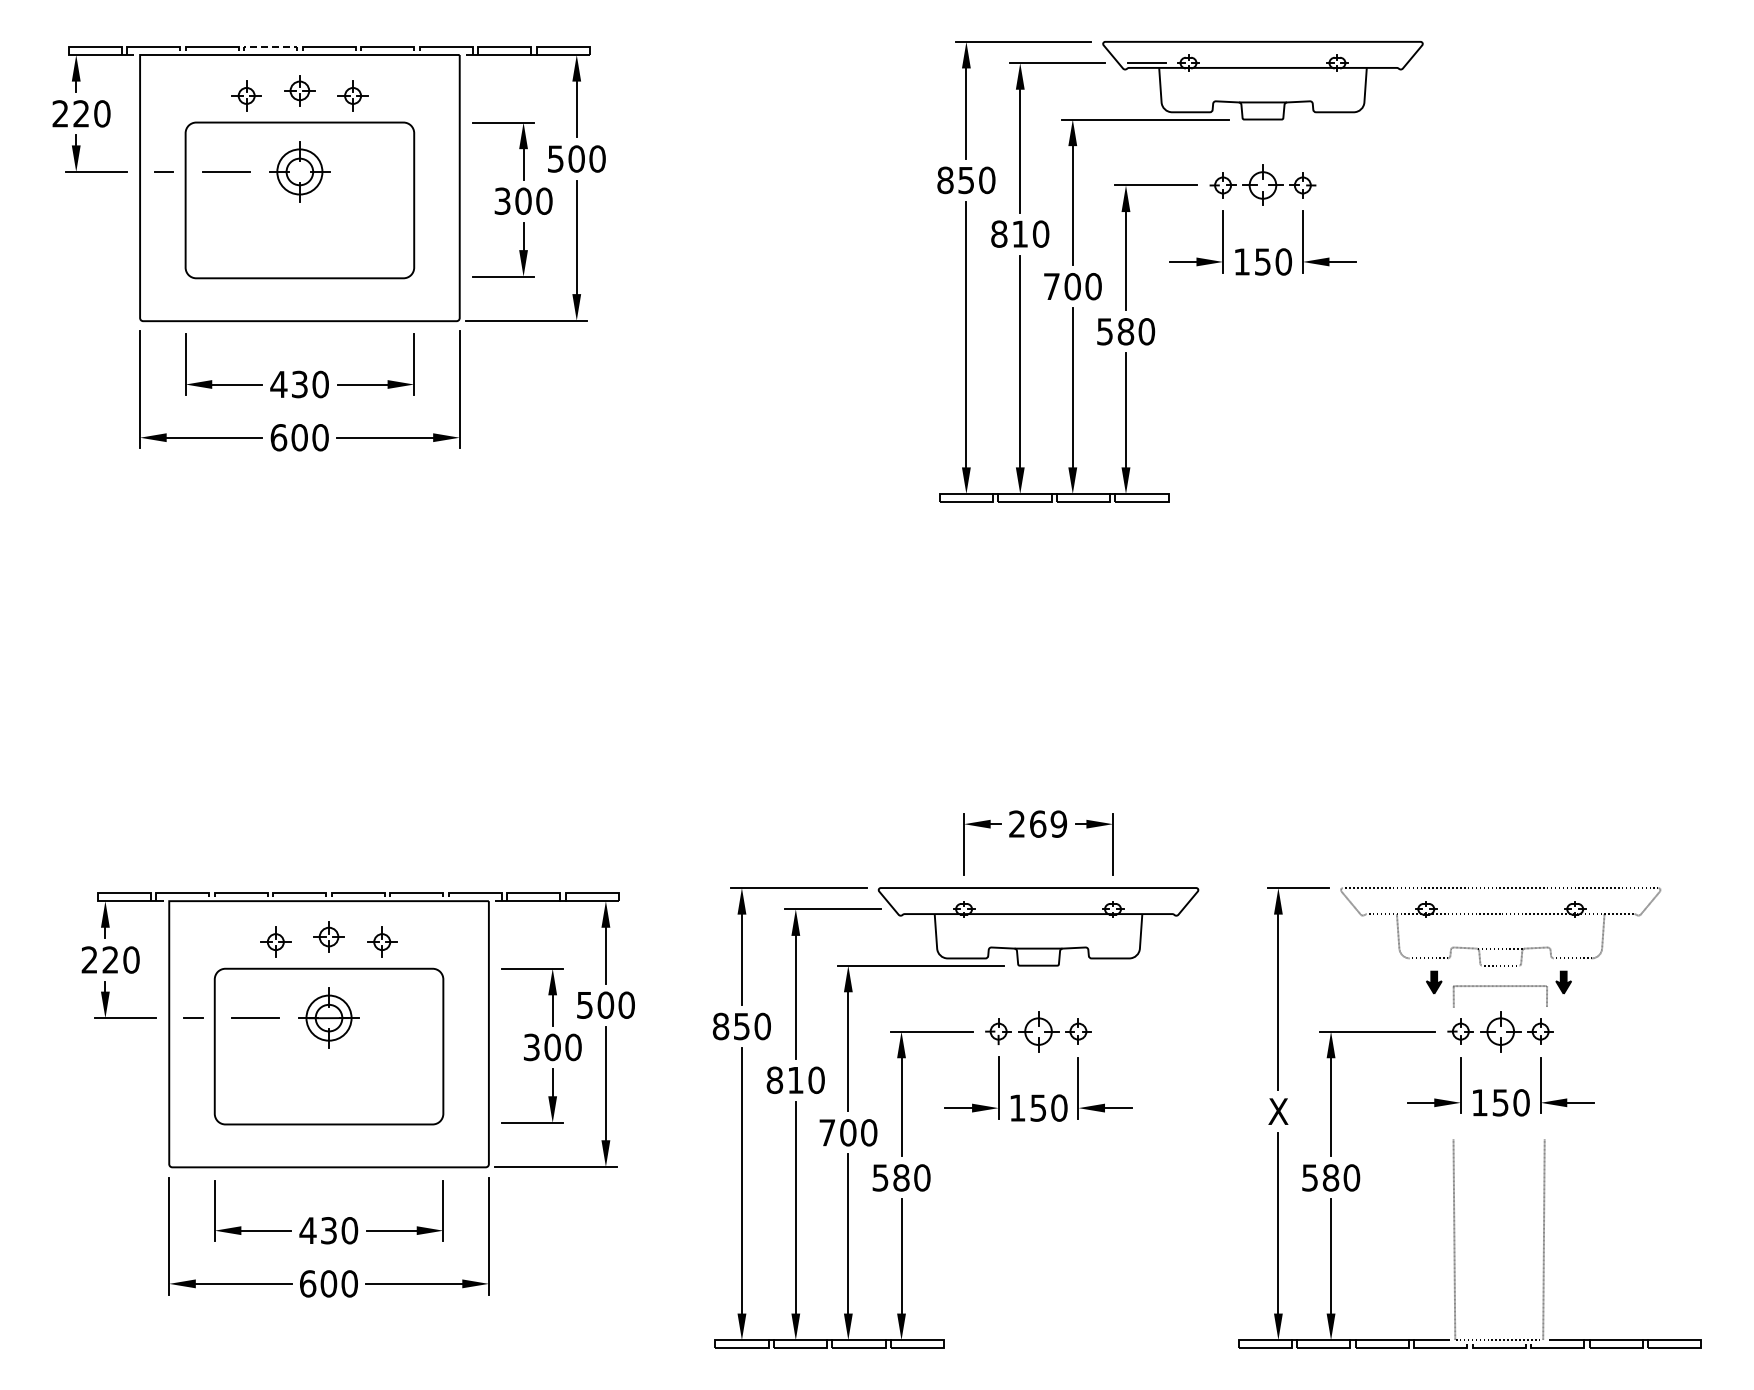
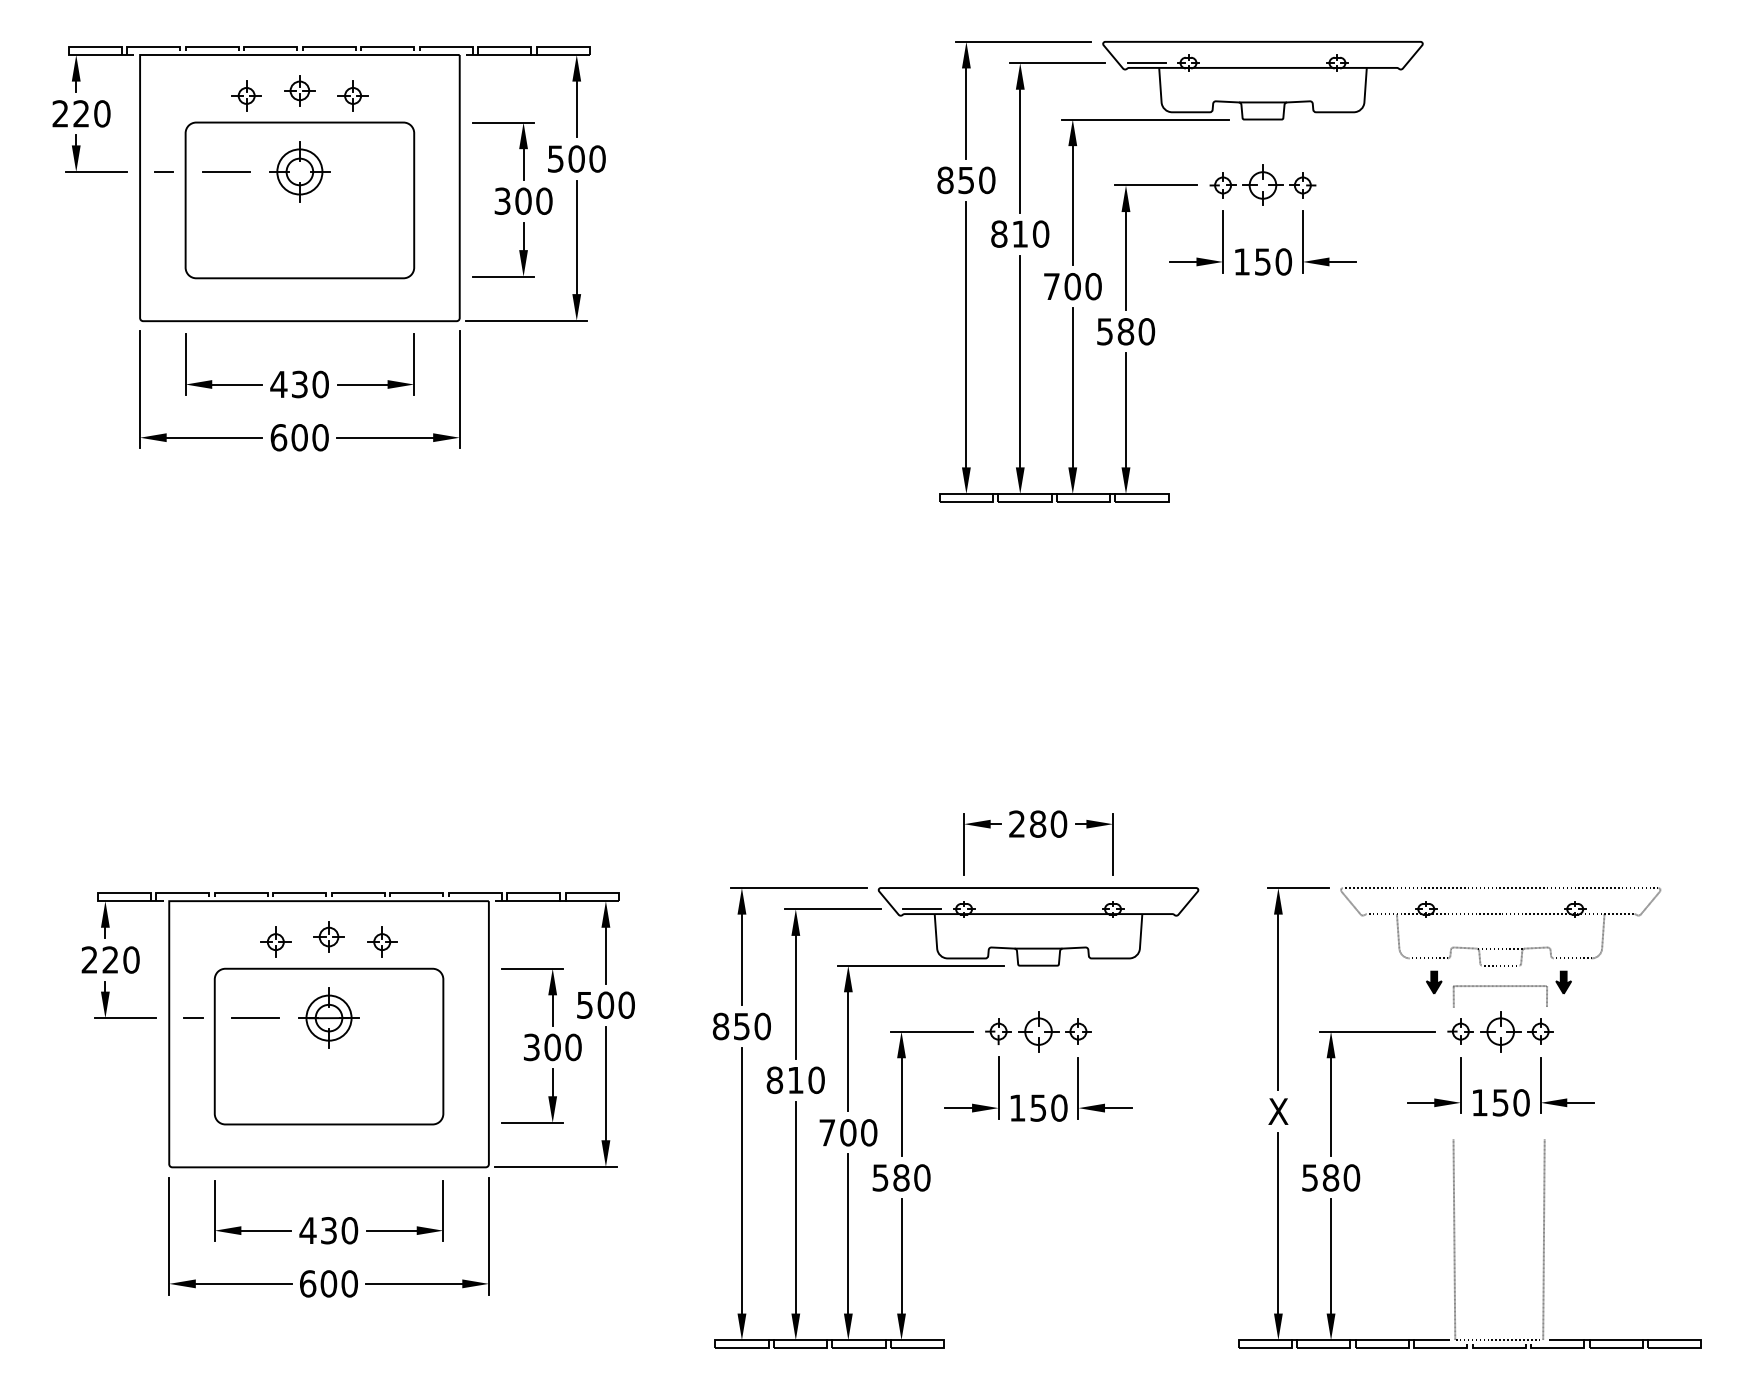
line: dashed -> solid (270, 47)
text: 269 -> 280 (1048, 823)
line: none -> present (922, 909)
